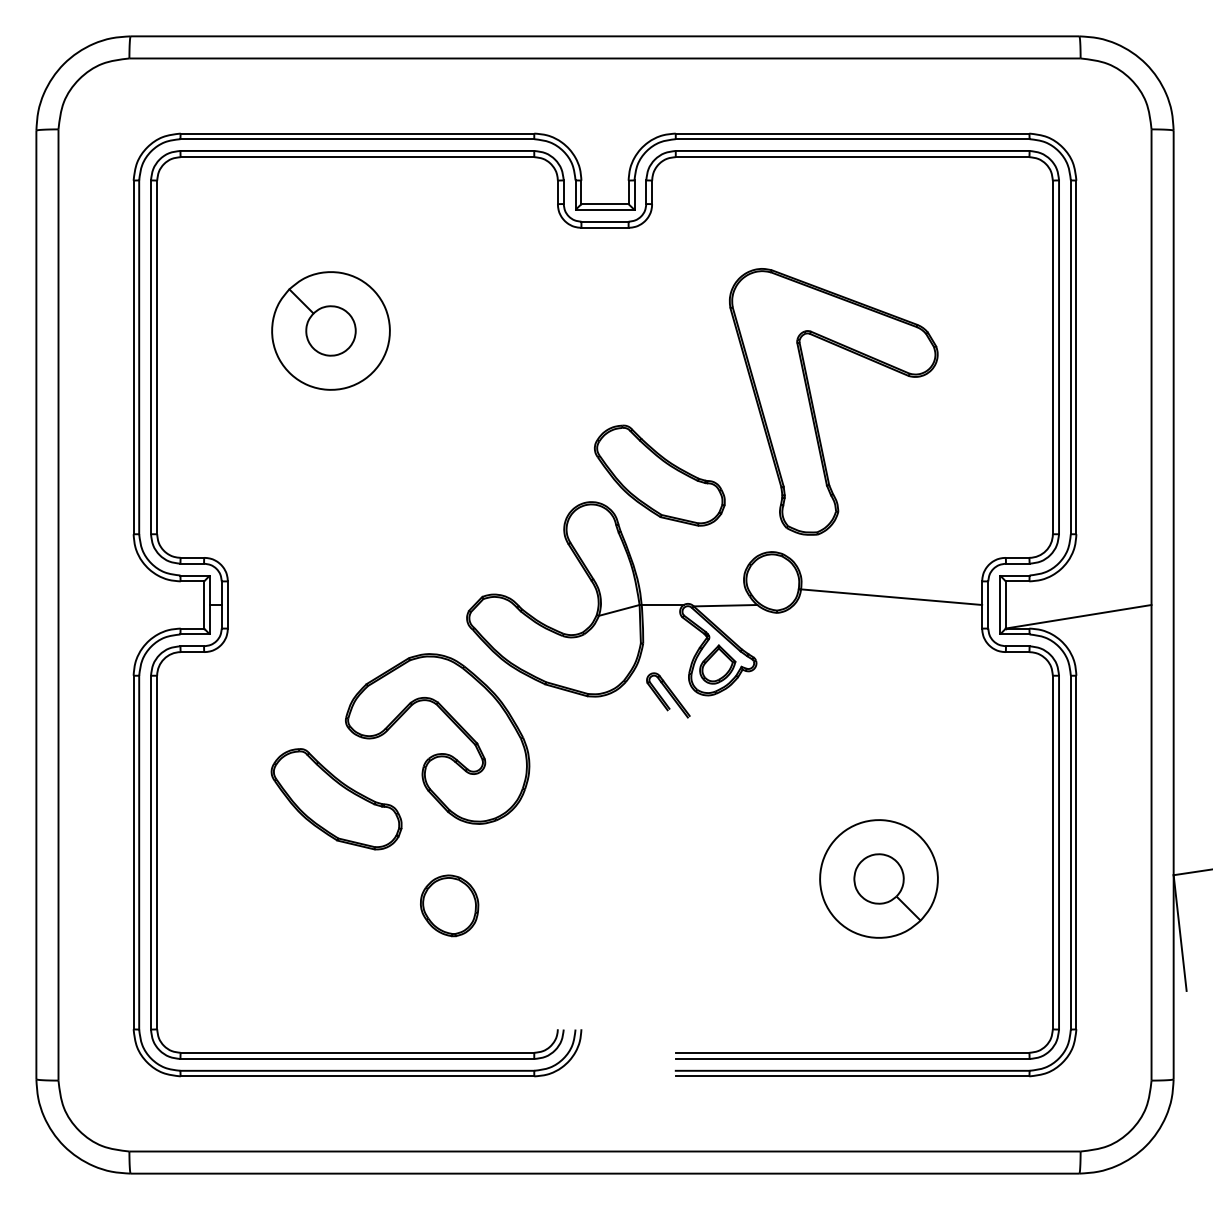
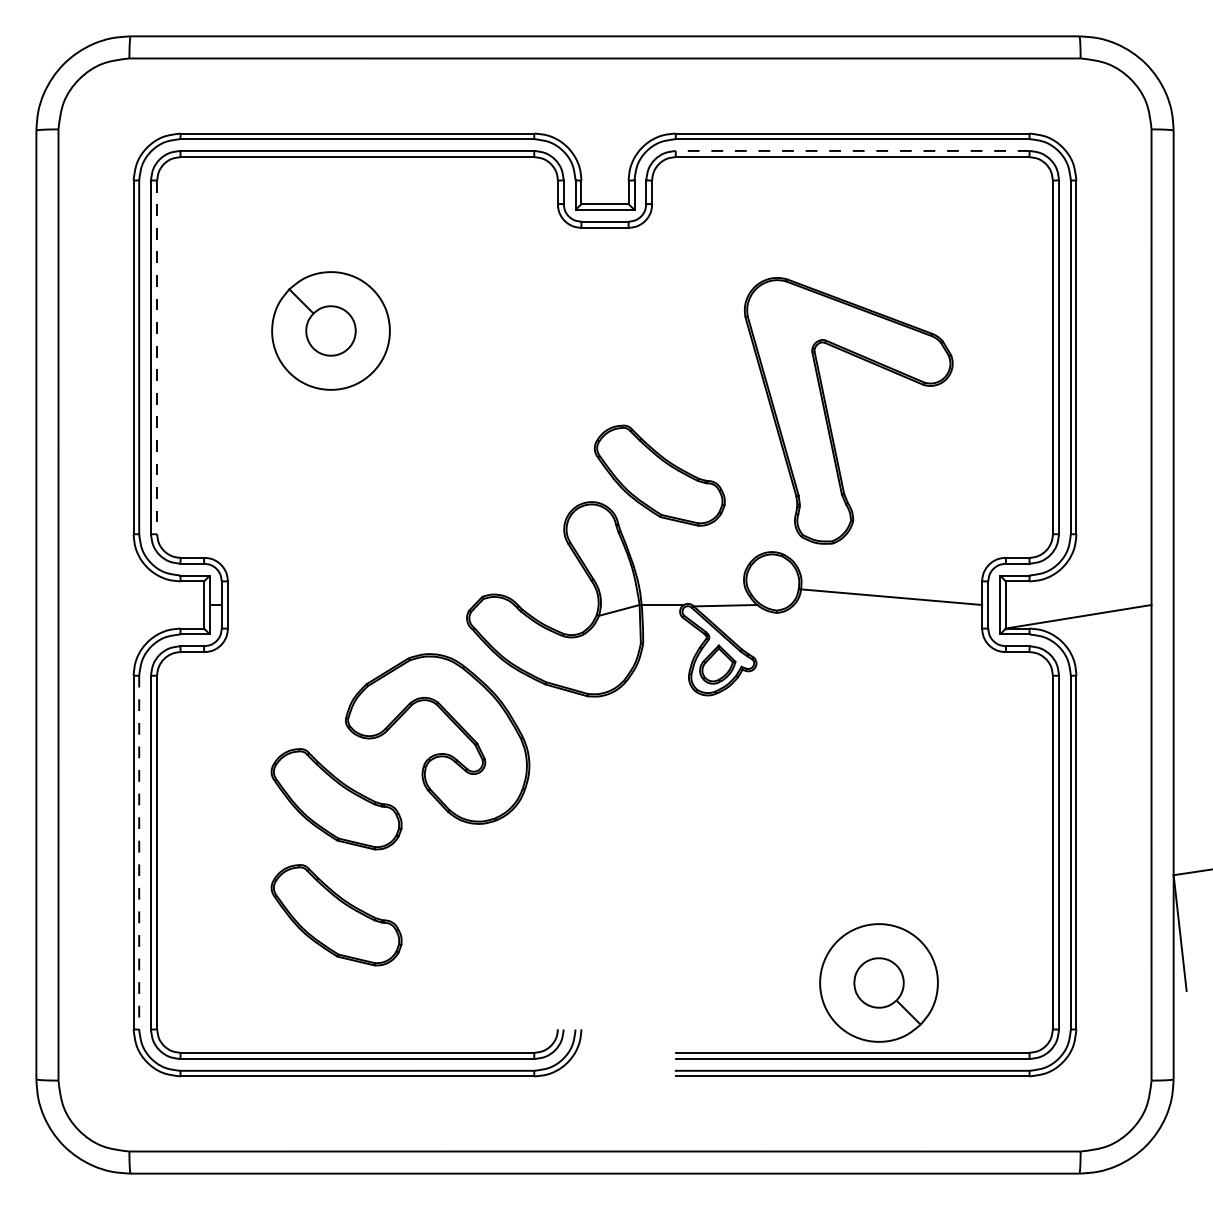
line: solid -> dashed (852, 150)
line: solid -> dashed (157, 357)
part position: (813, 403) -> (828, 412) (828, 412)
part: present -> none (668, 695)
line: solid -> dashed (139, 852)
part position: (878, 878) -> (878, 982) (878, 982)
part: present -> none (449, 905)
part: none -> present (336, 915)
